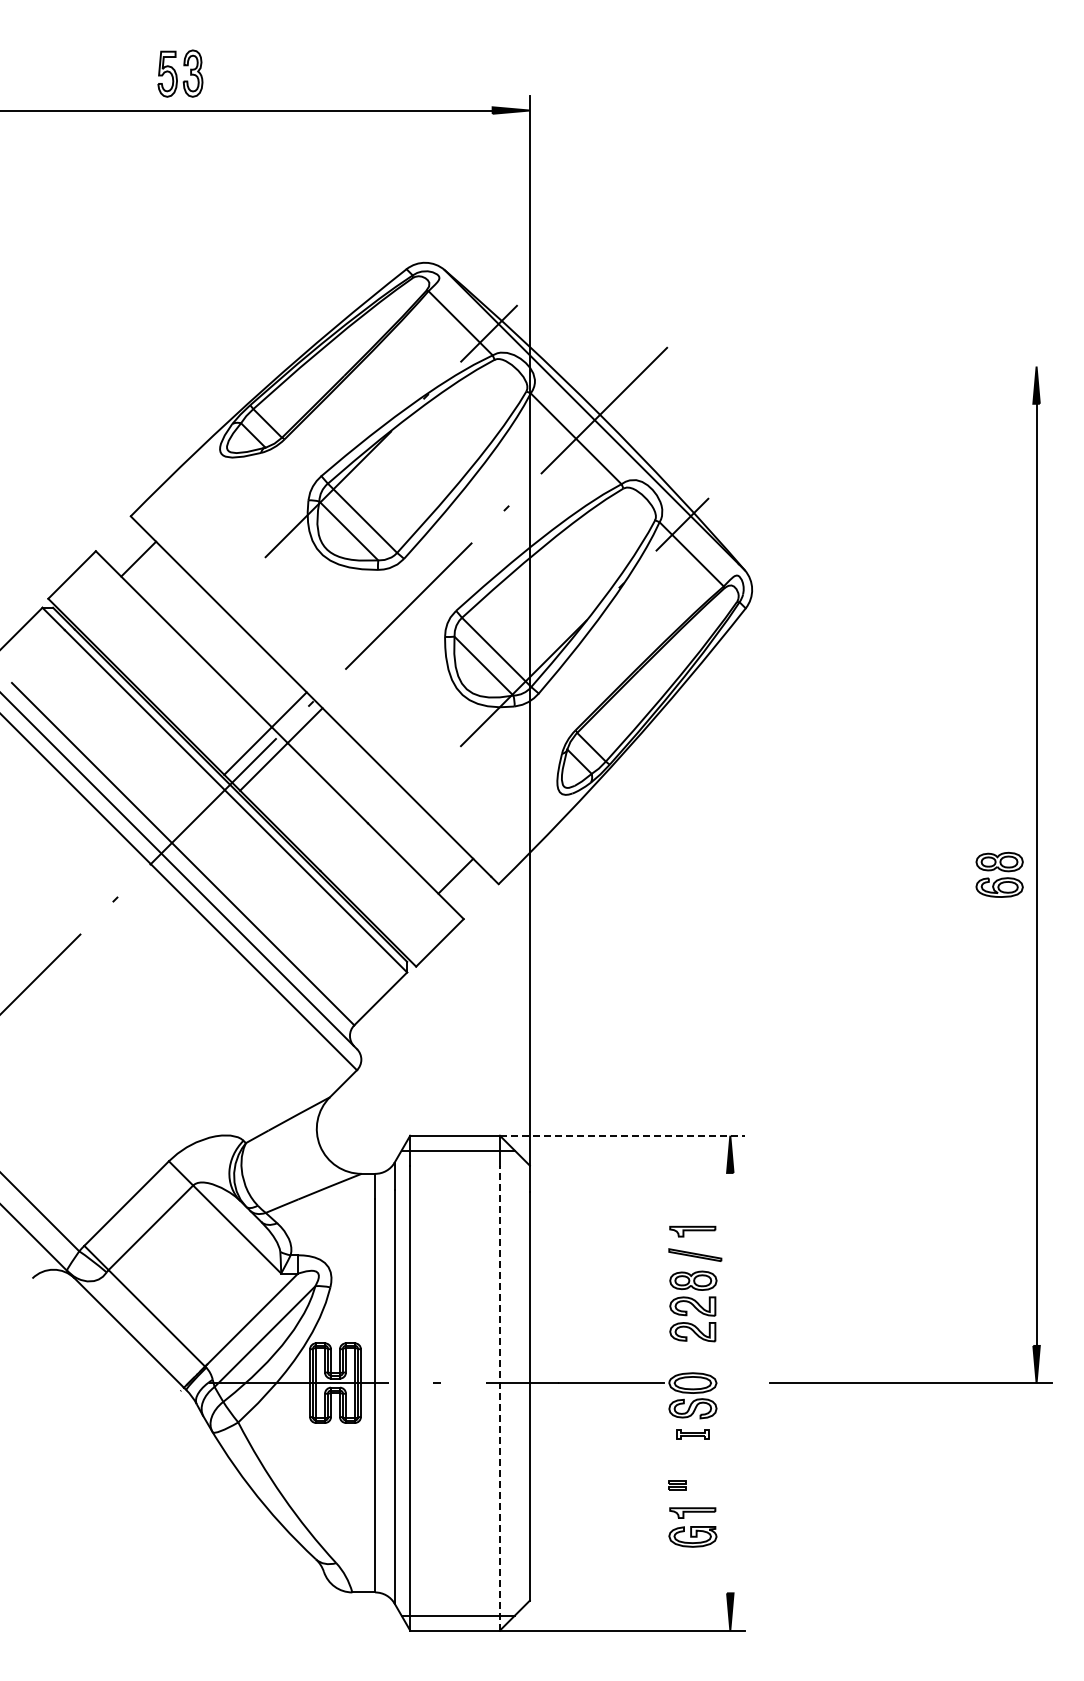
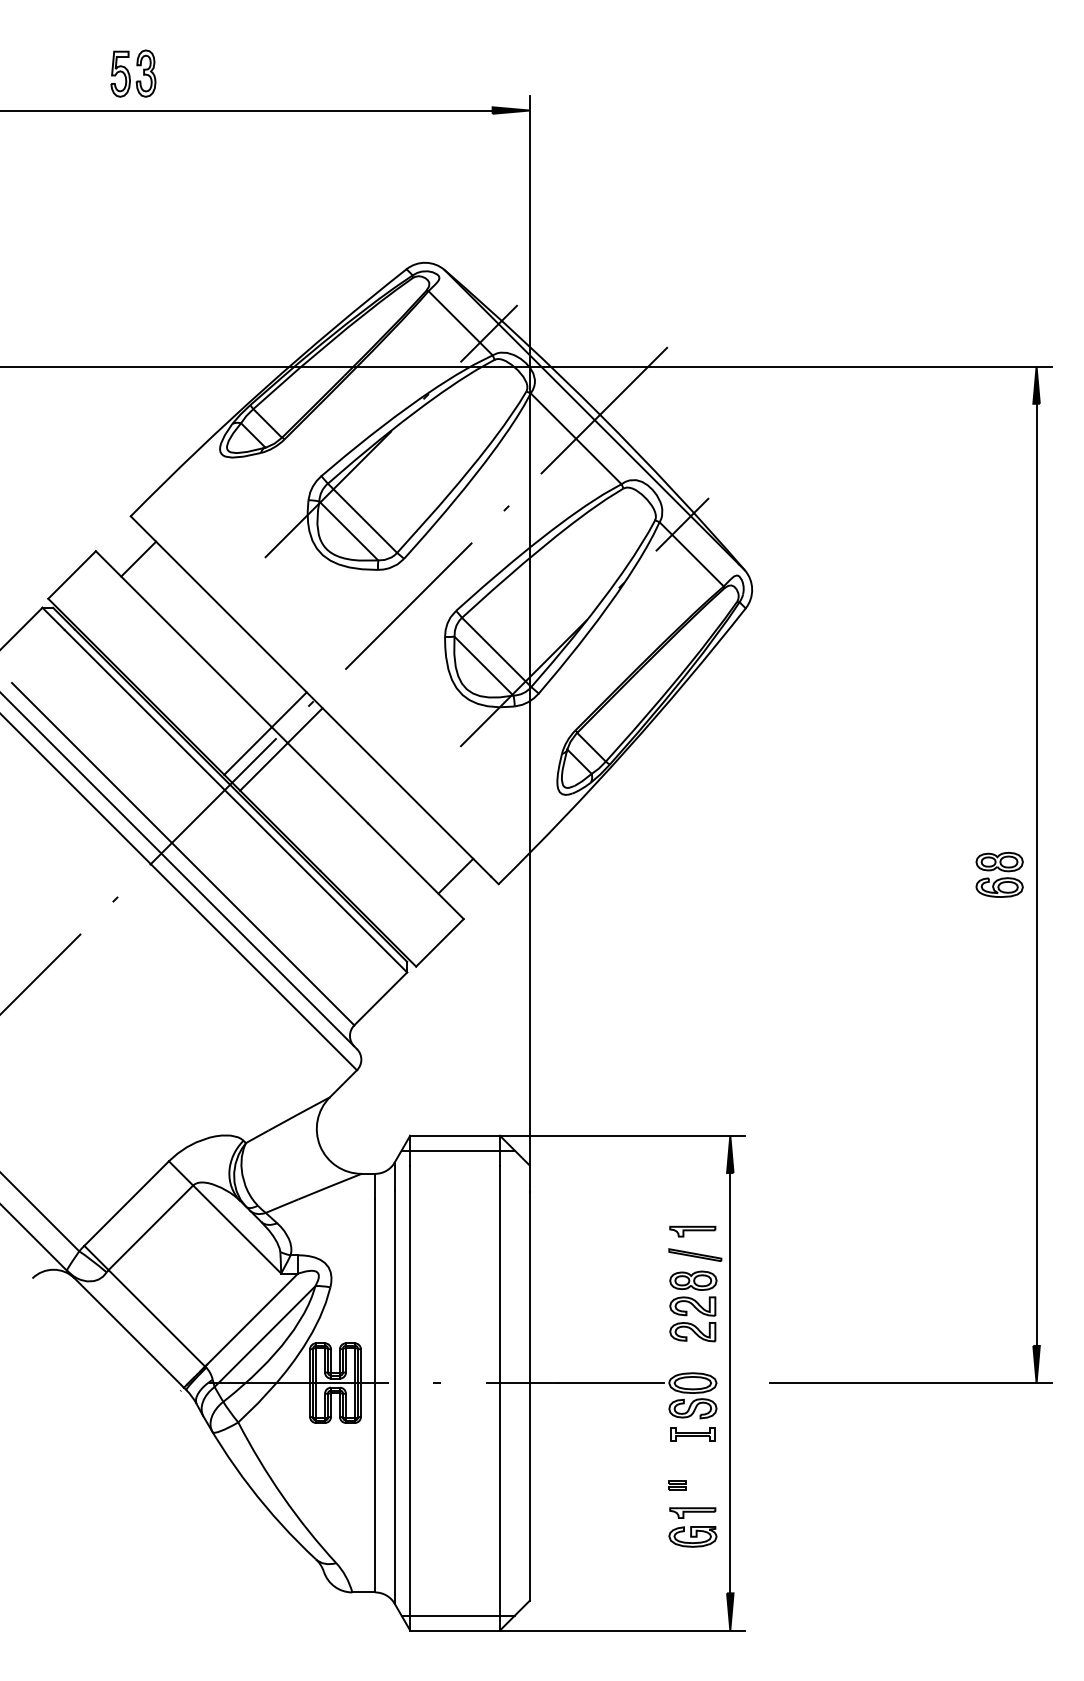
part position: (180, 73) -> (133, 73) (133, 73)
line: none -> present (526, 366)
line: dashed -> solid (622, 1135)
line: none -> present (730, 1382)
line: dashed -> solid (499, 1397)
part size: 34x11 px -> 46x15 px (692, 1434)
